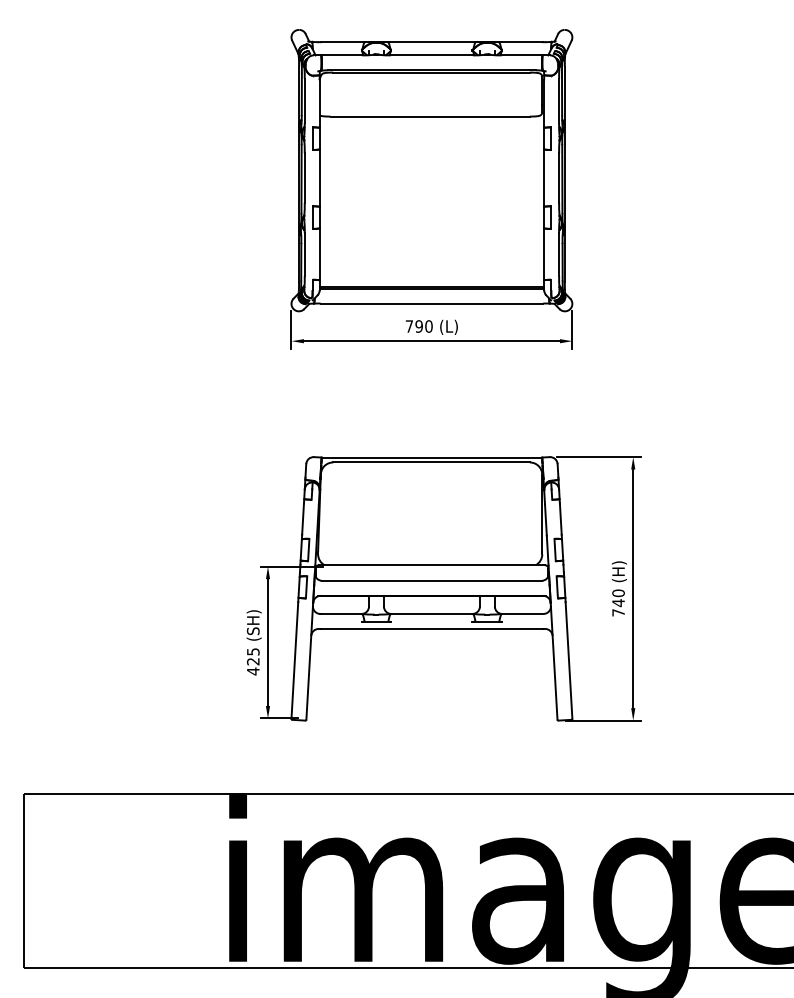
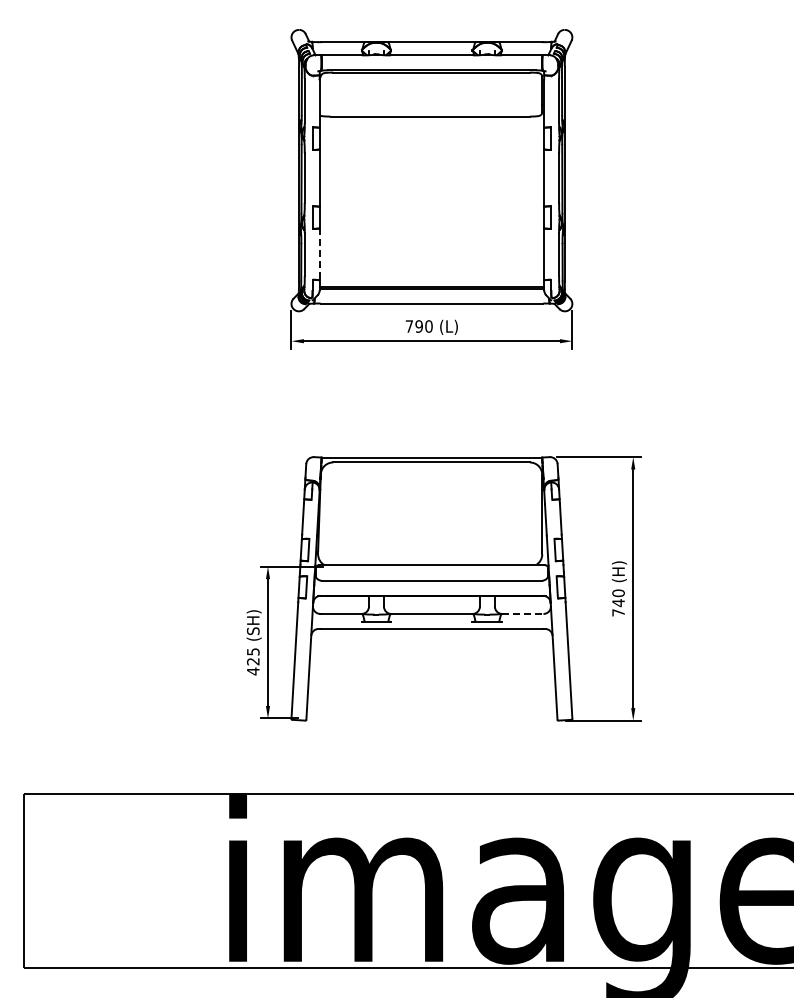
line: solid -> dashed (319, 254)
line: solid -> dashed (522, 613)
